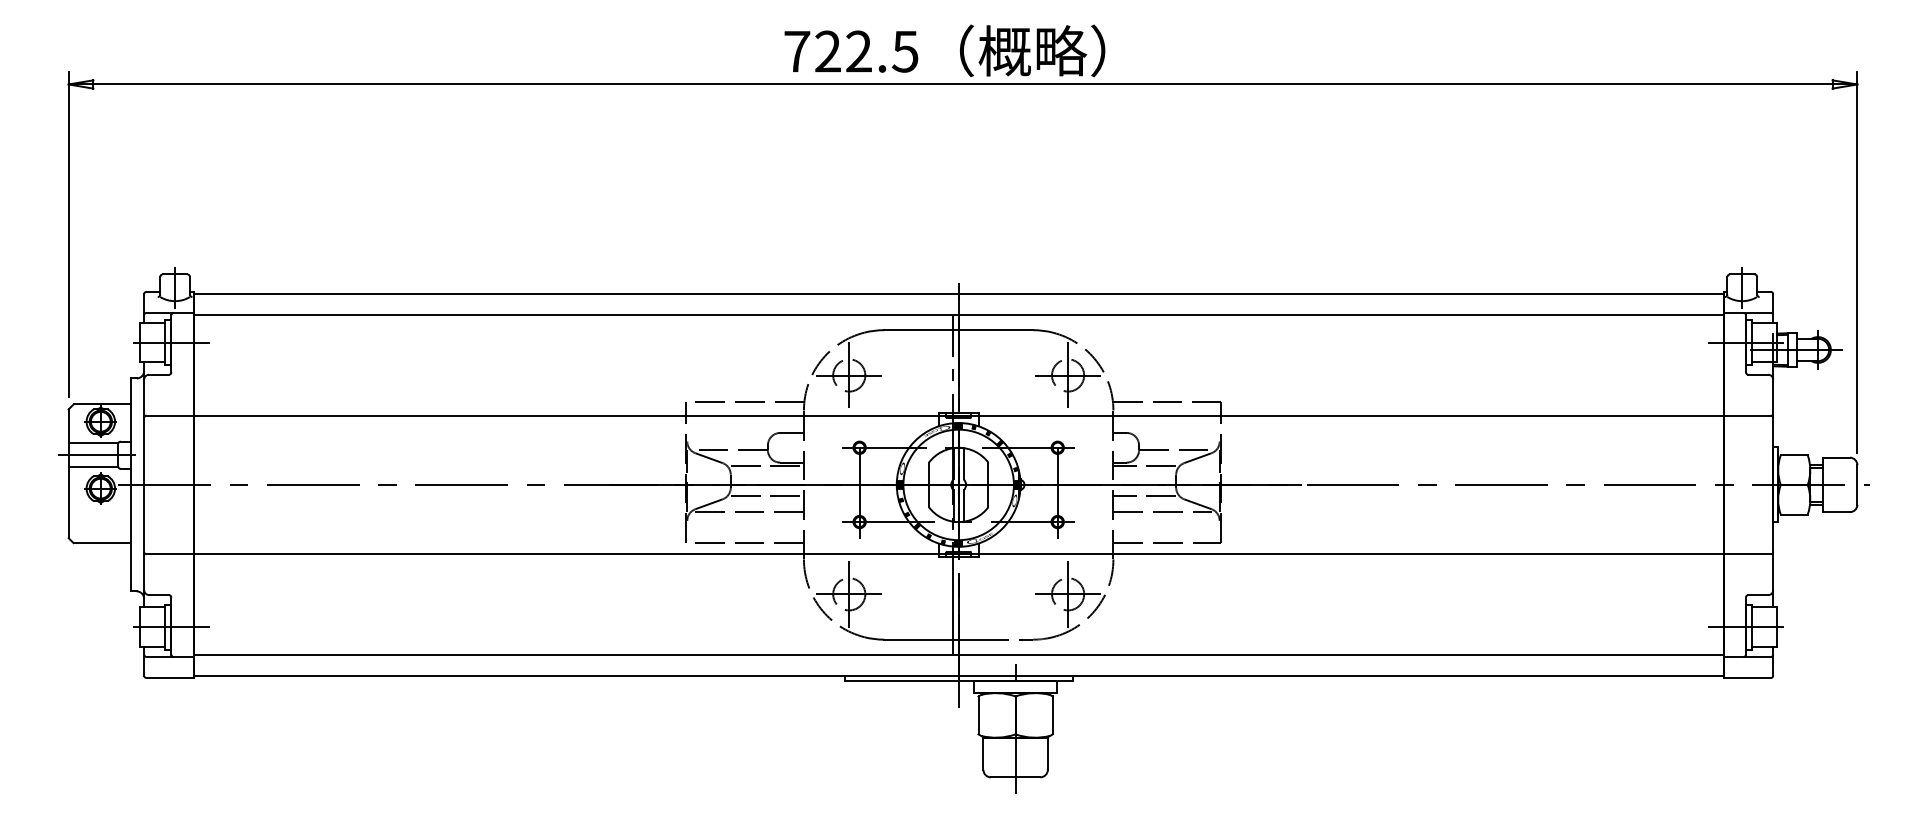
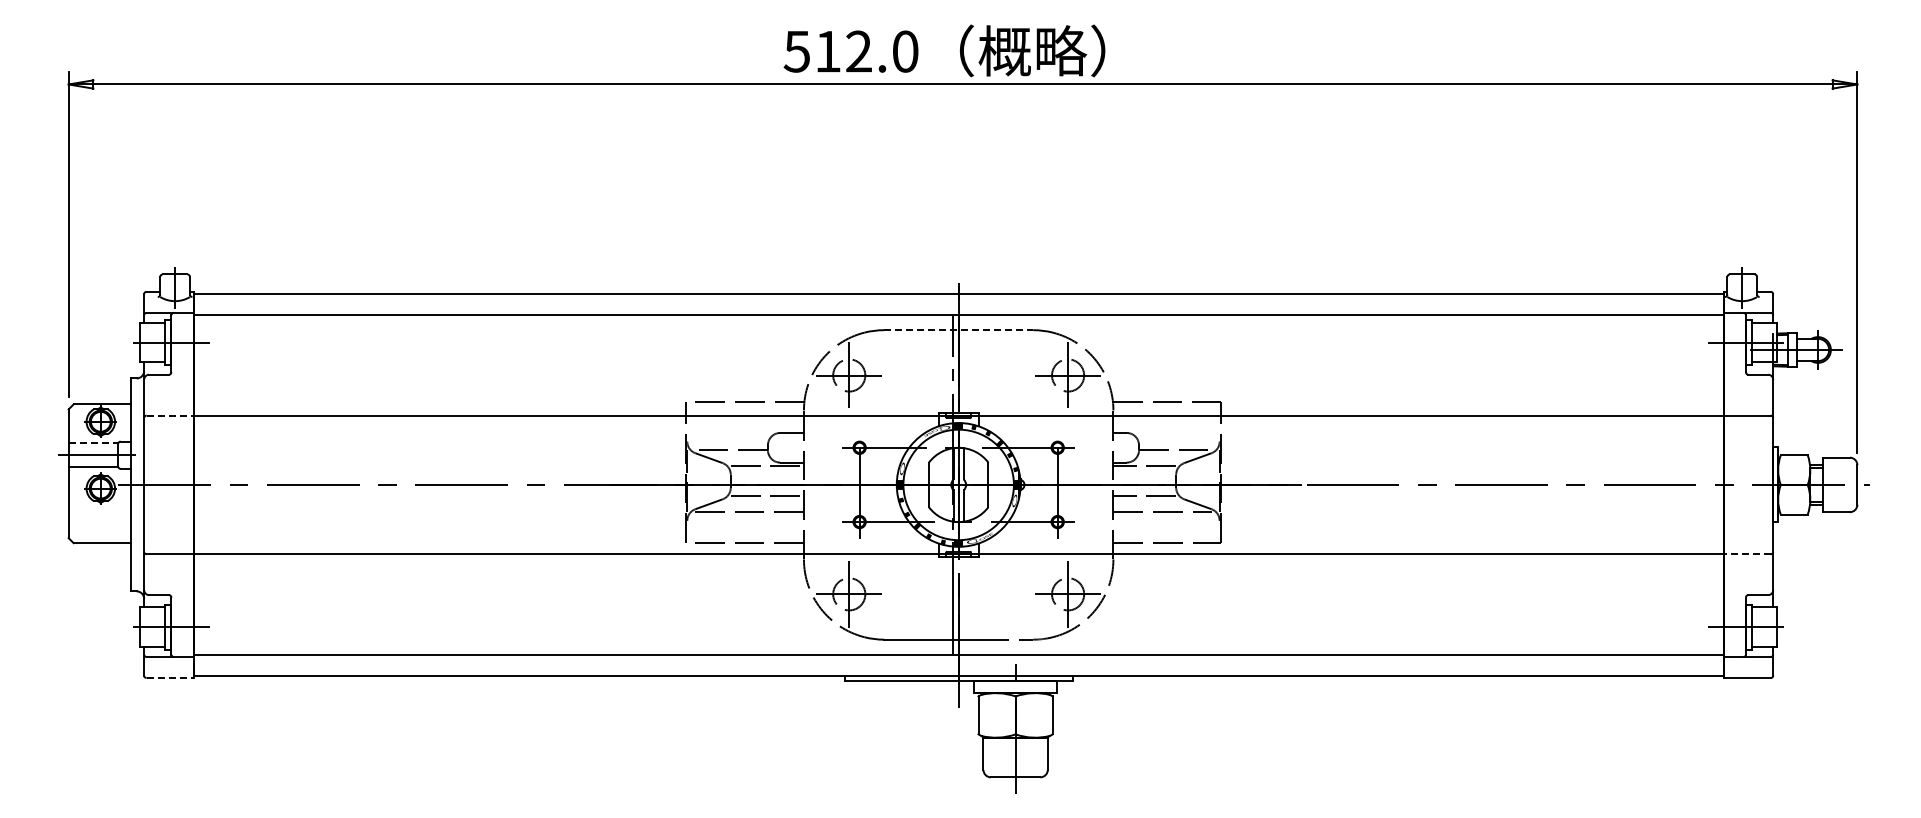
text: 722.5 -> 512.0 (850, 51)
line: solid -> dashed (958, 330)
line: solid -> dashed (170, 415)
line: solid -> dashed (93, 443)
line: solid -> dashed (1747, 554)
line: solid -> dashed (170, 678)
